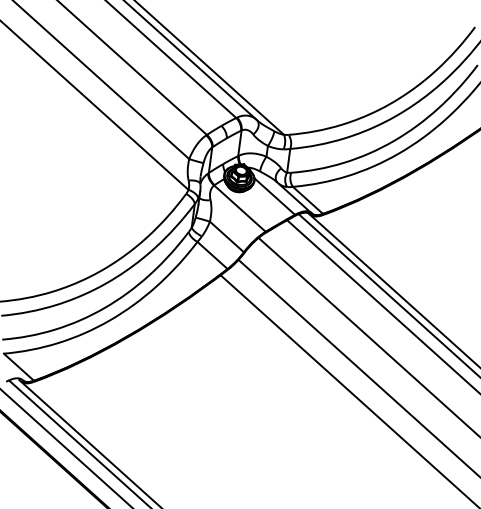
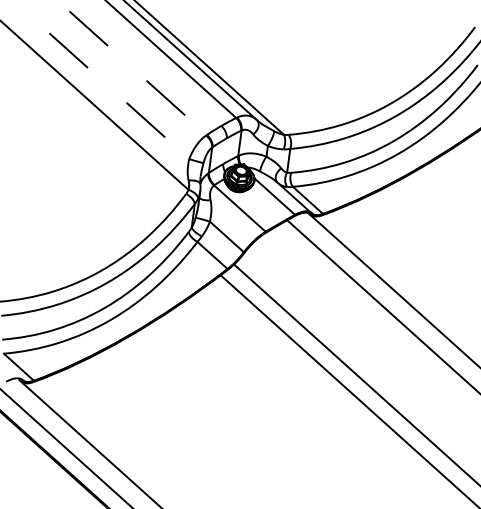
line: solid -> dashed (132, 68)
line: solid -> dashed (100, 79)
line: present -> none (387, 294)
line: present -> none (367, 335)
line position: (357, 366) -> (355, 373) (355, 373)
line: present -> none (78, 443)
